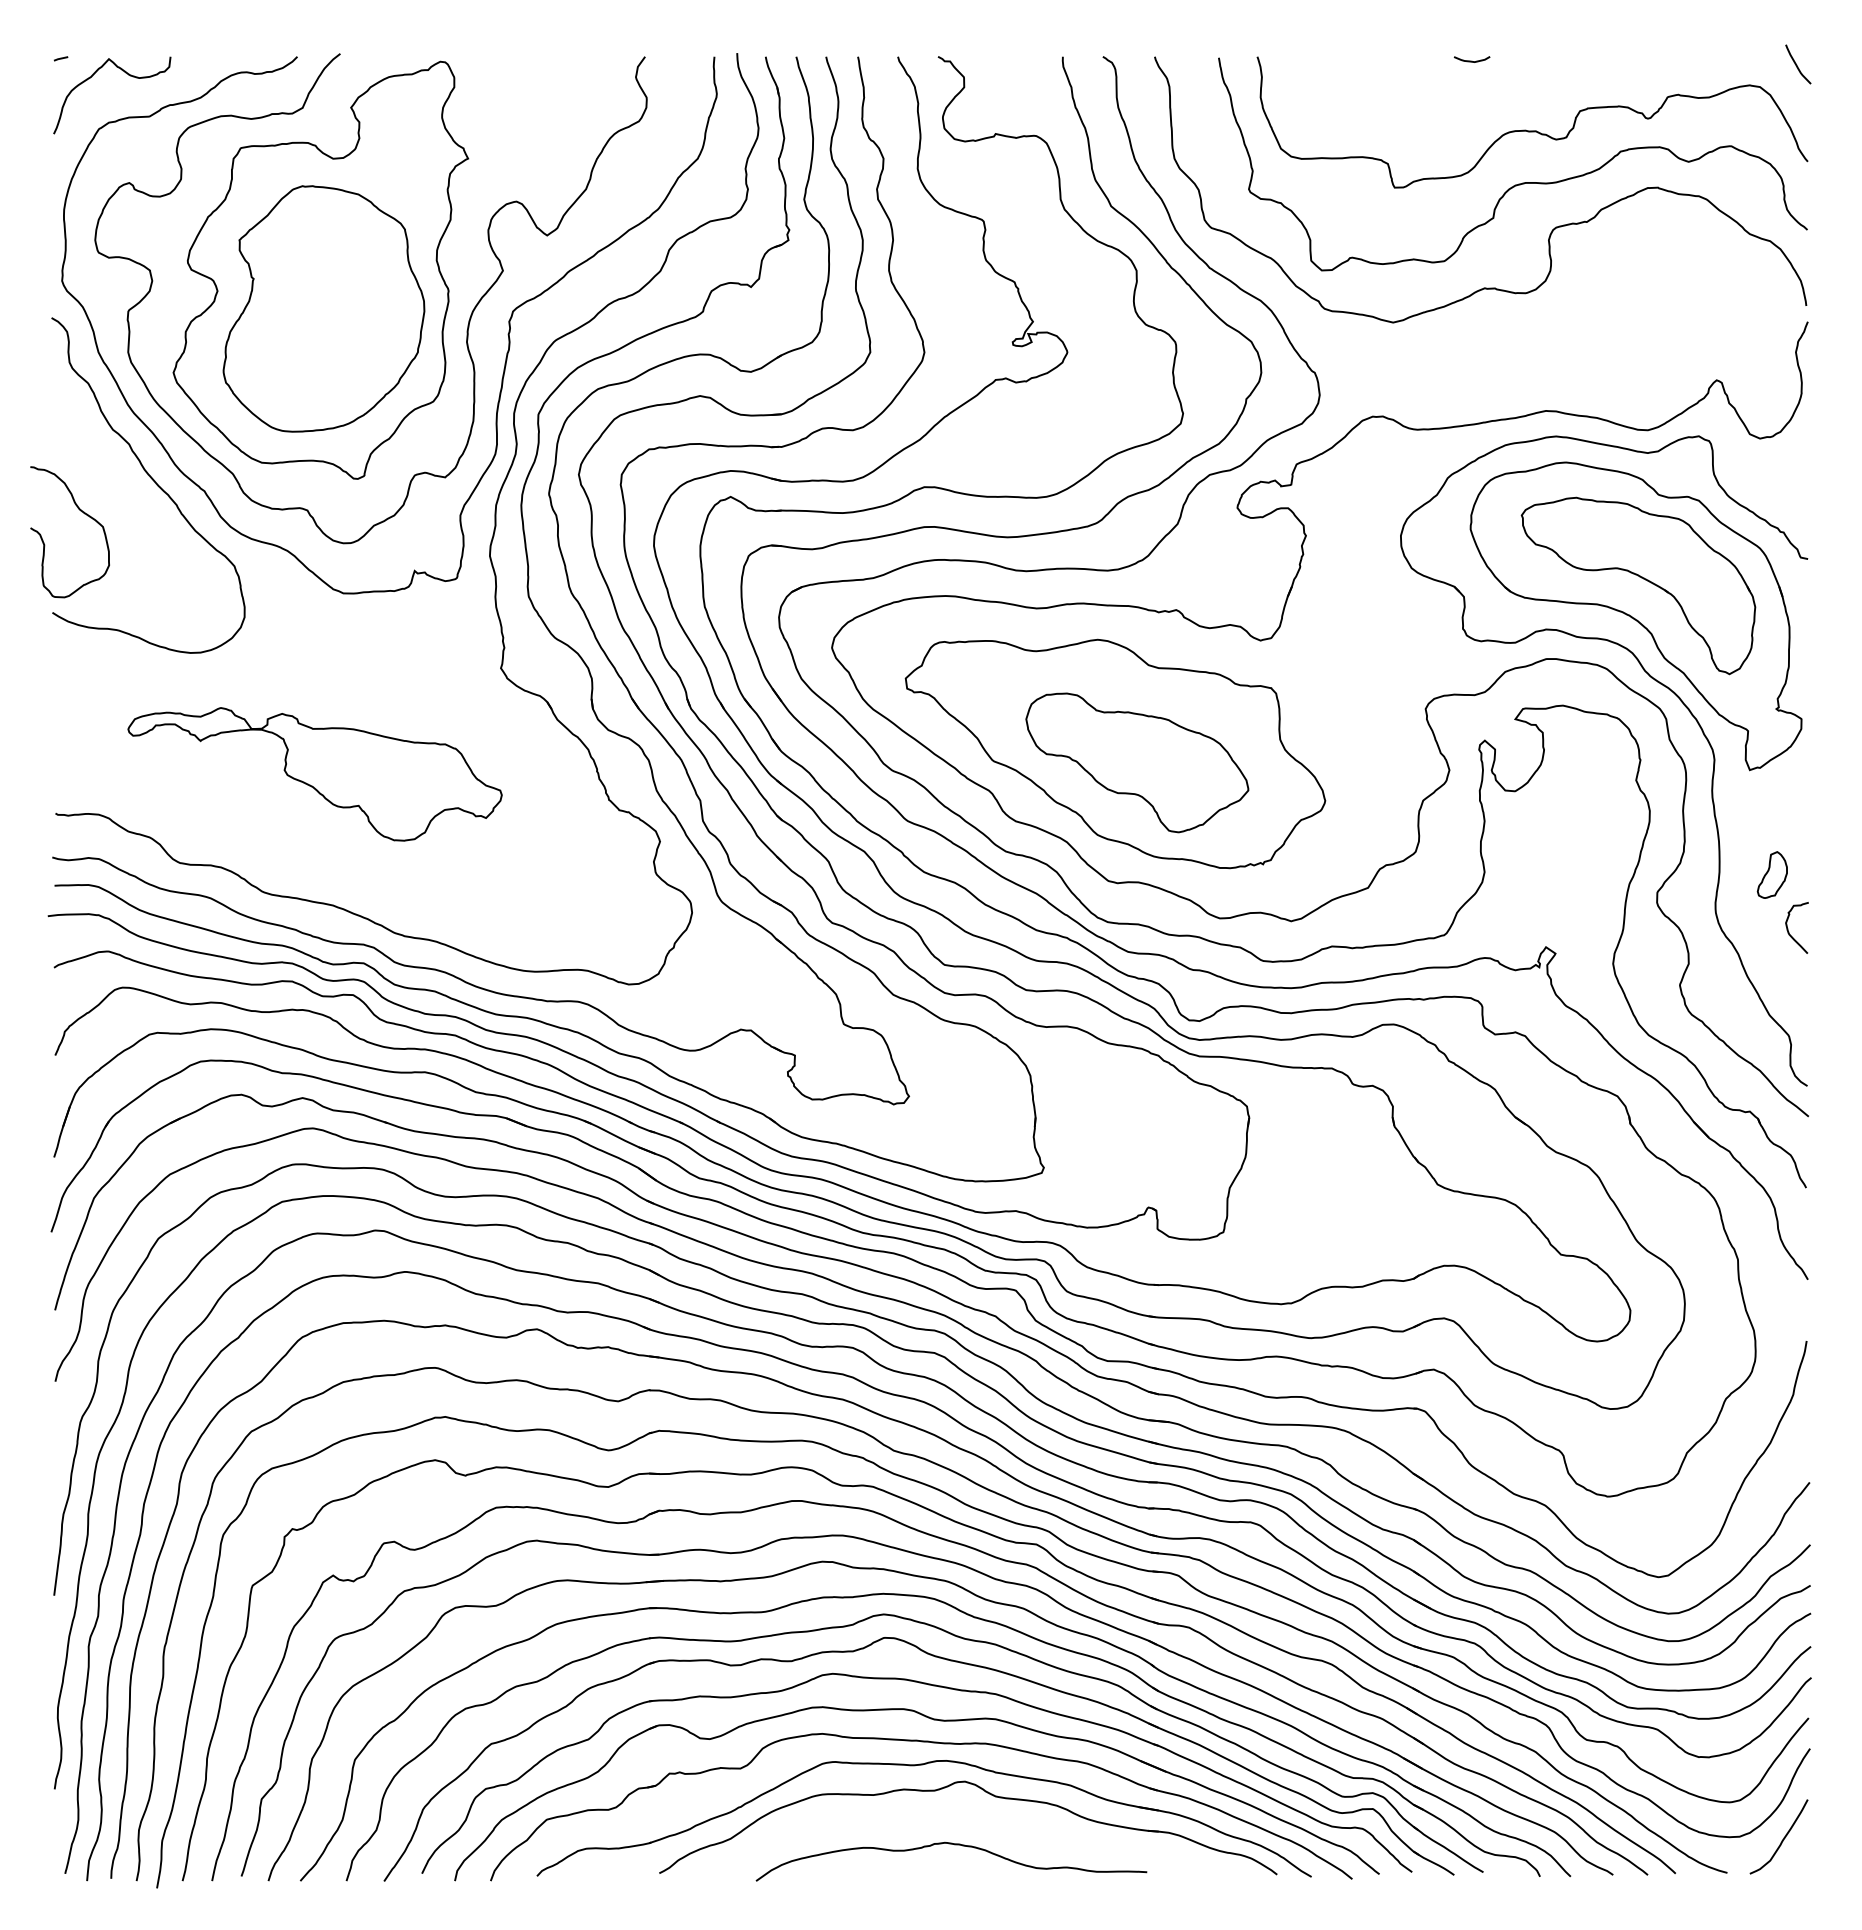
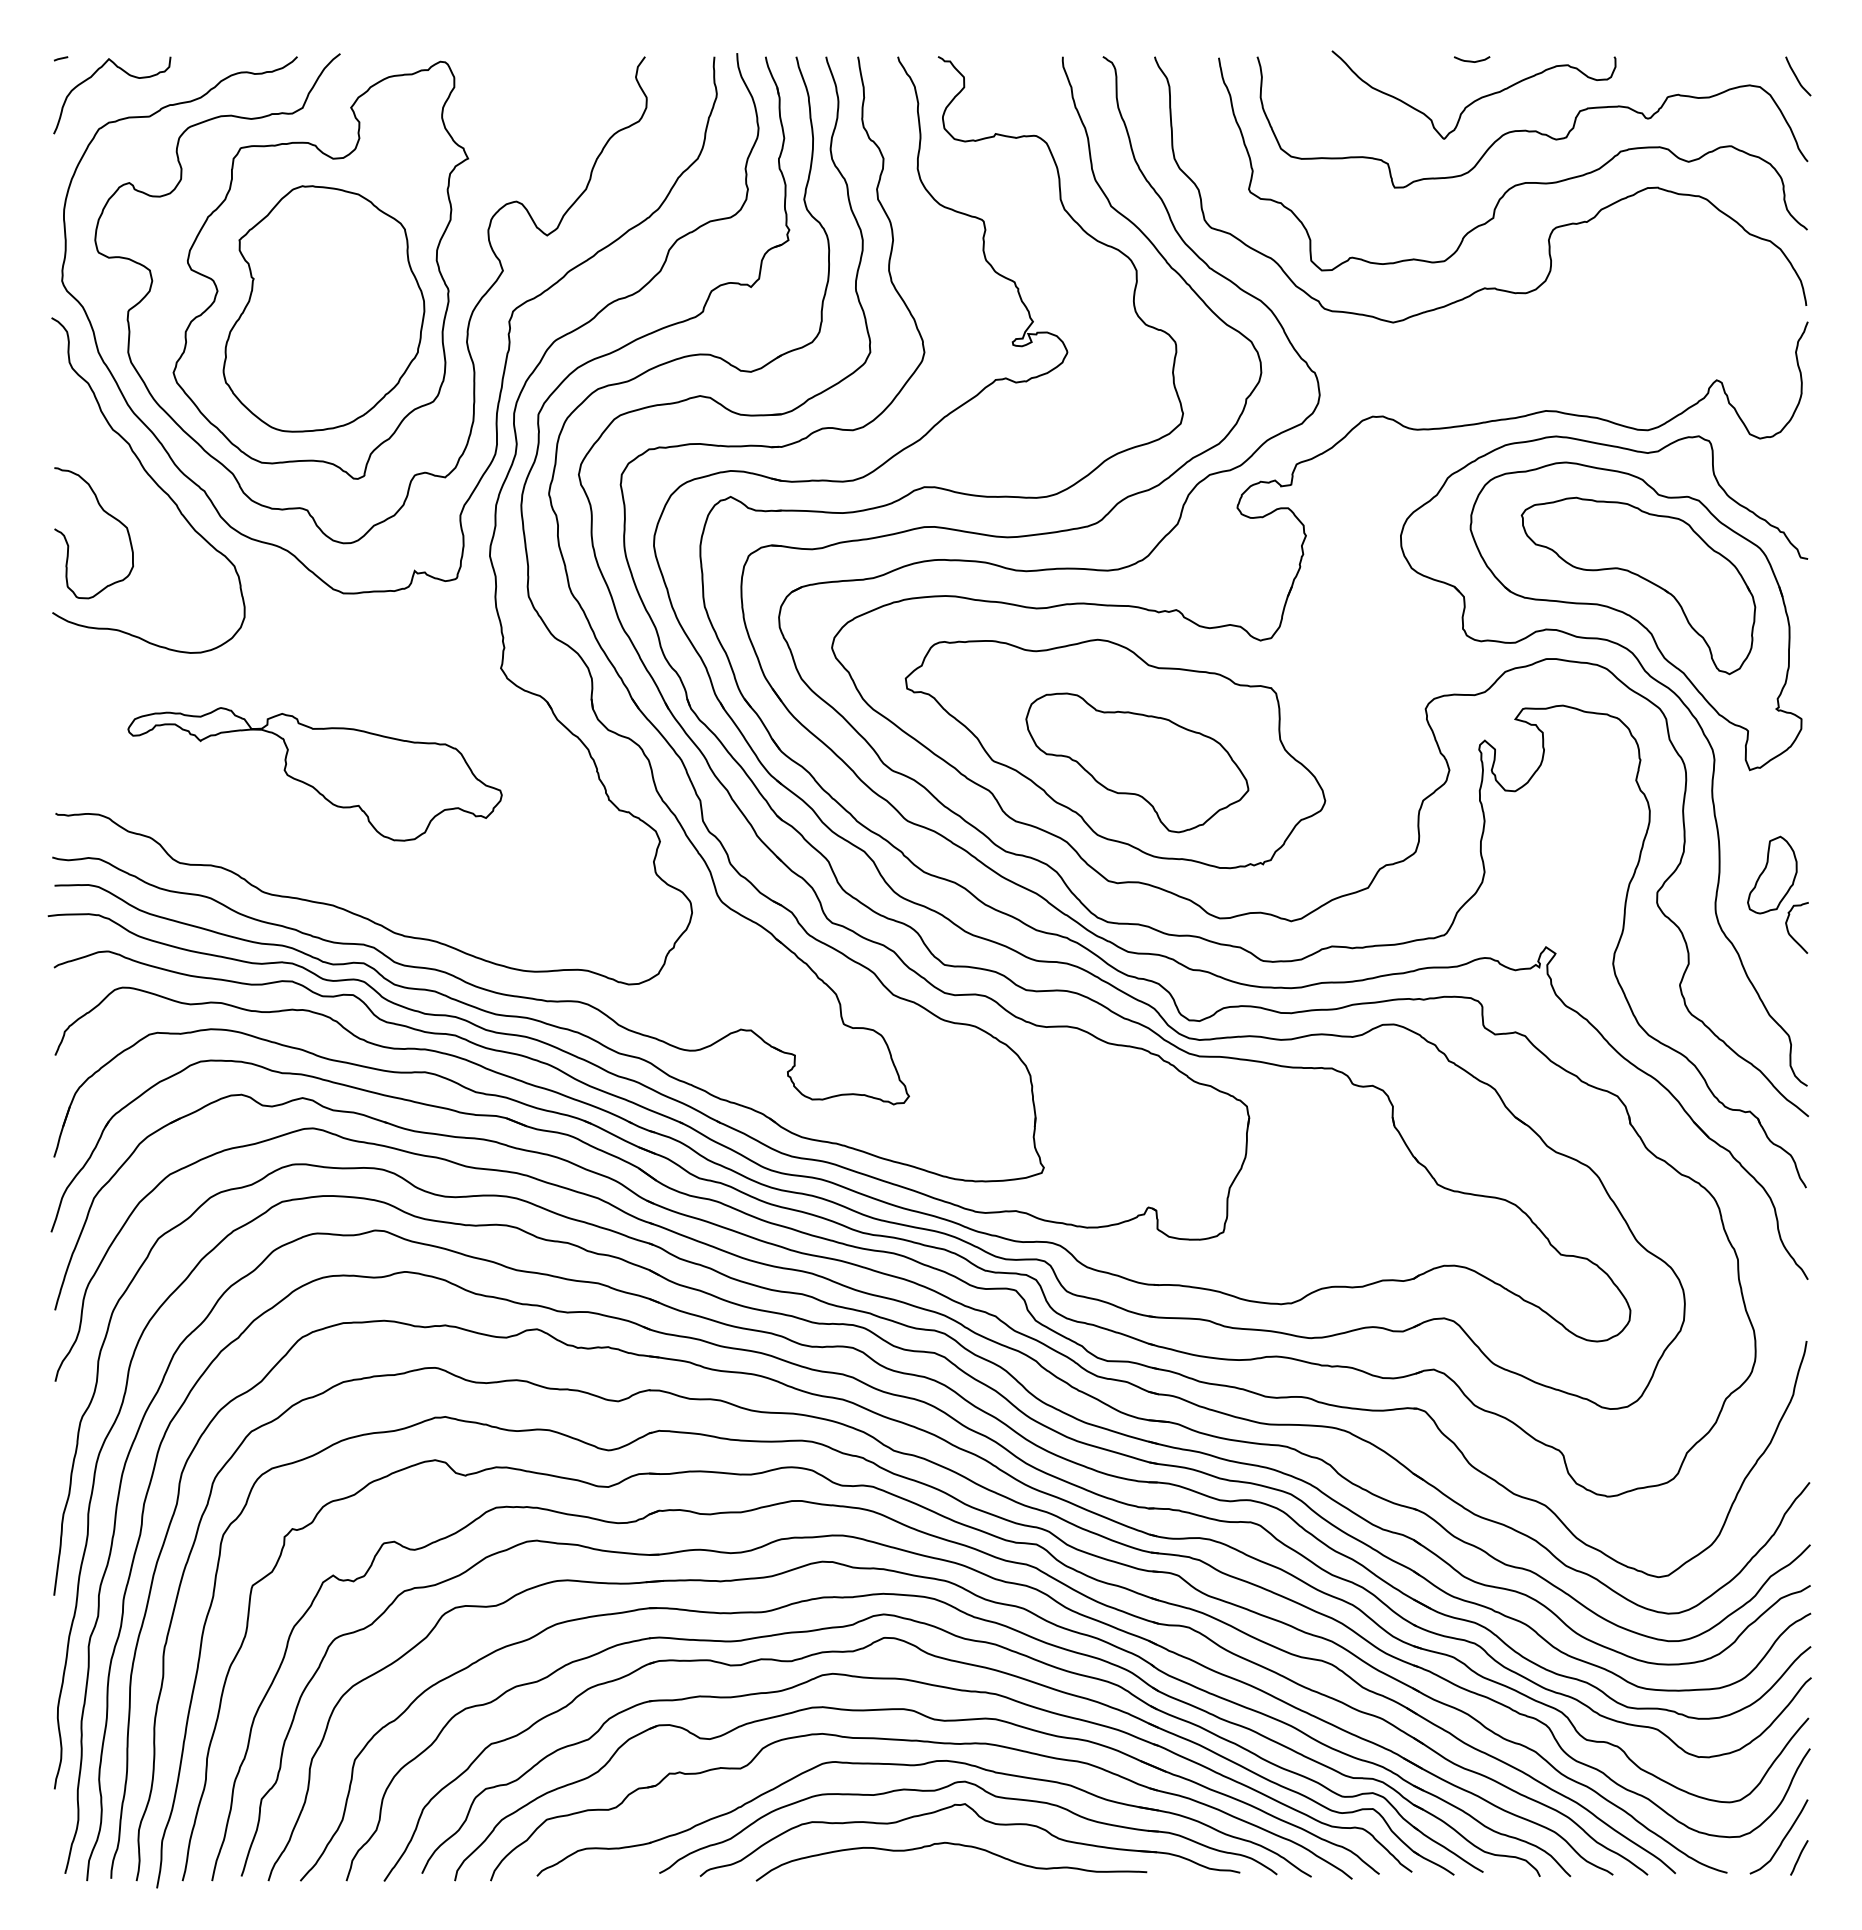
curve position: (1797, 65) -> (1797, 77) (1797, 77)
curve: none -> present (1475, 99)
curve position: (84, 514) -> (108, 515) (108, 515)
part size: 32x48 px -> 51x80 px (1772, 874)
part: none -> present (983, 1820)
line: none -> present (1799, 1857)
